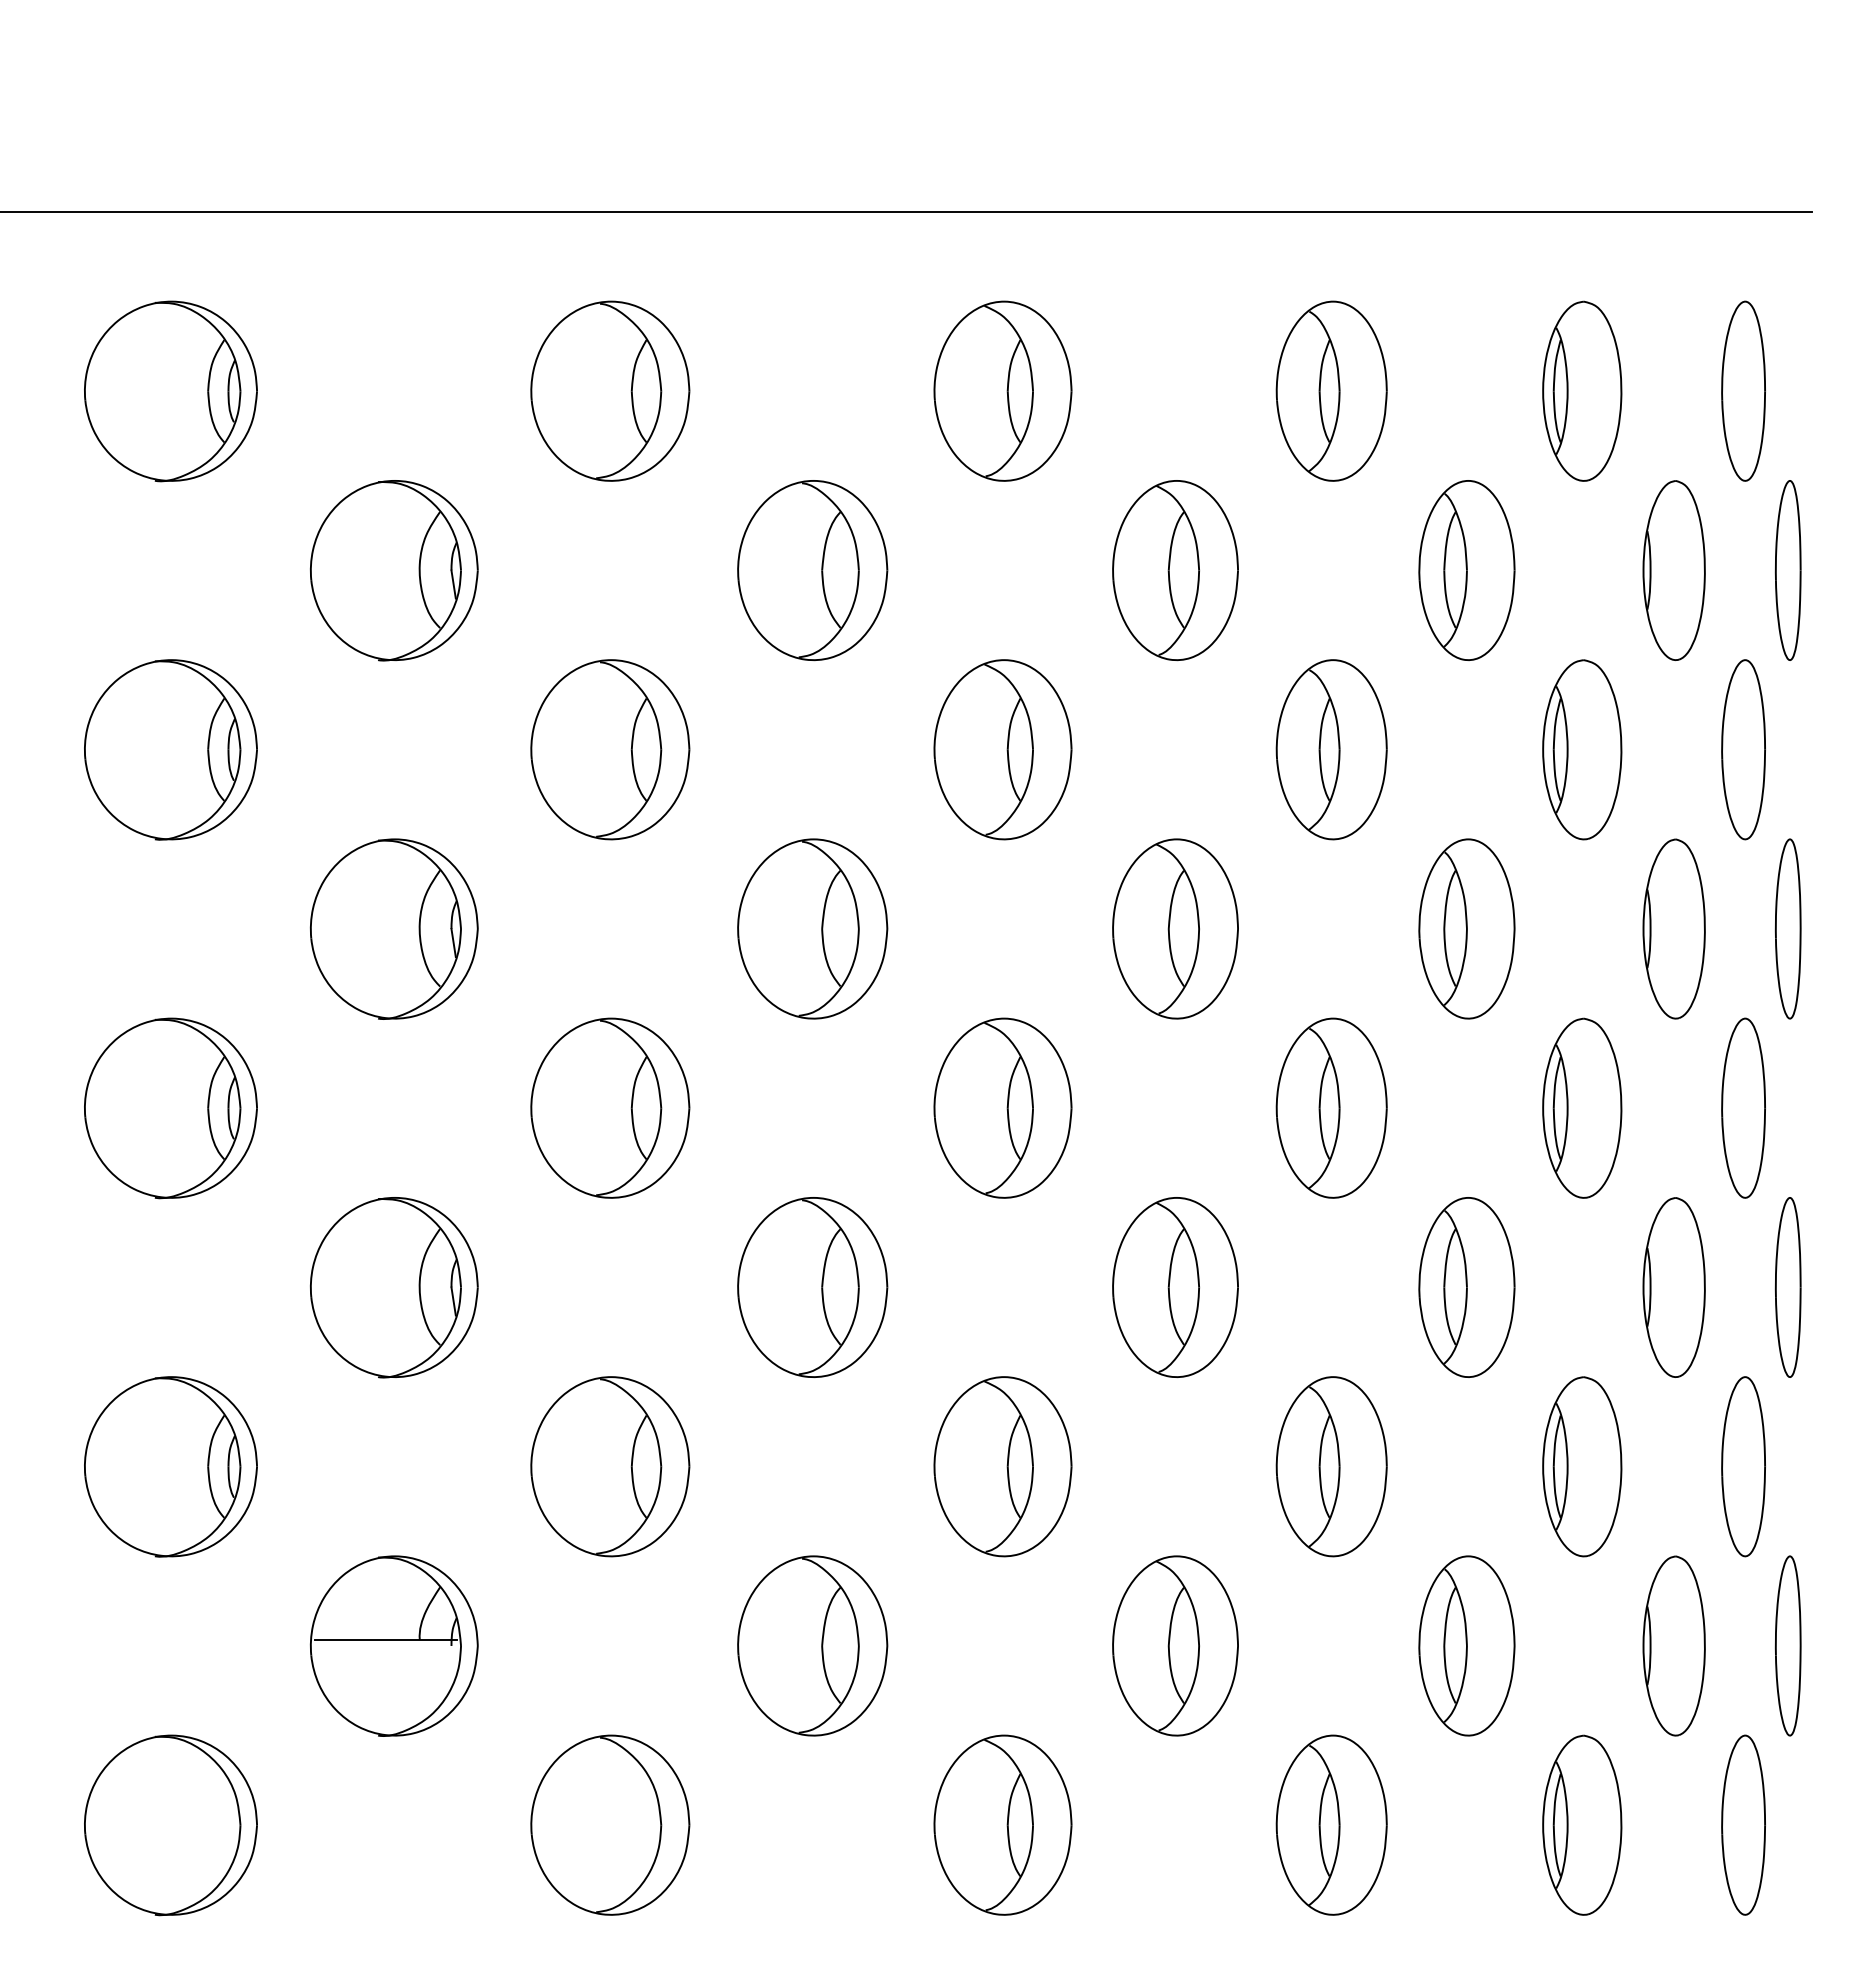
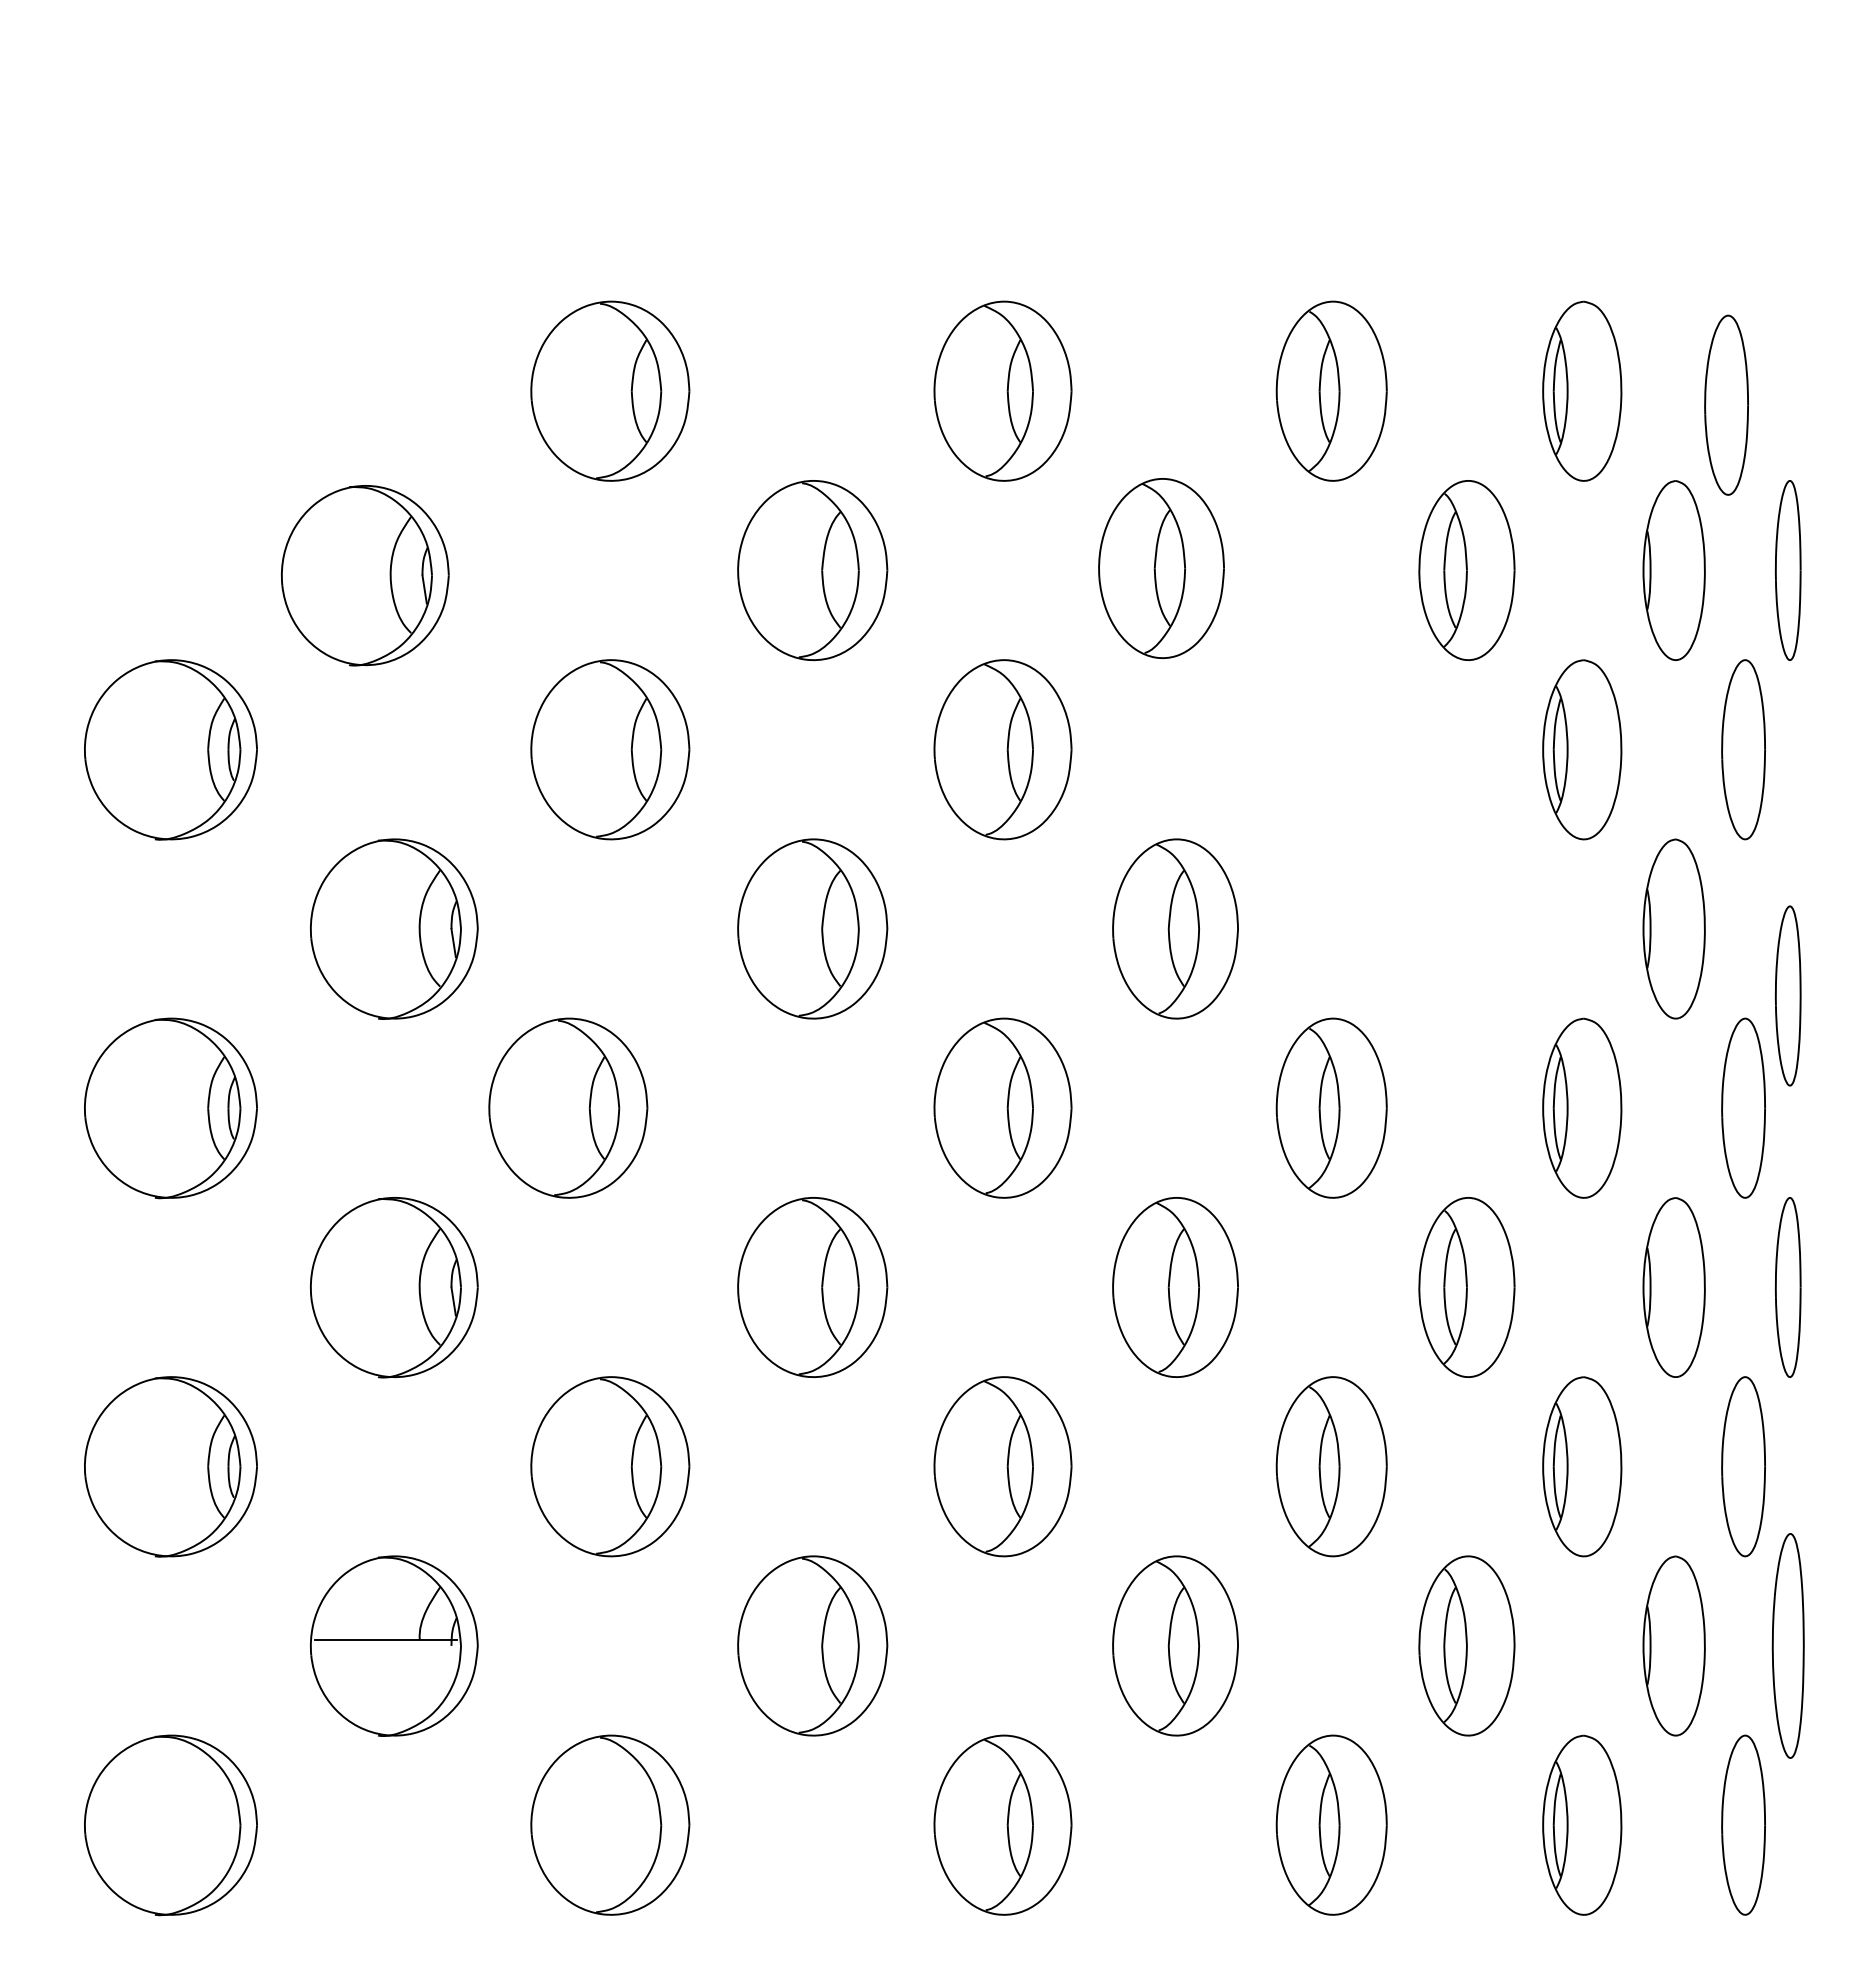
line: present -> none (906, 212)
part position: (1743, 390) -> (1726, 404) (1726, 404)
part: present -> none (170, 391)
part position: (394, 570) -> (365, 575) (365, 575)
part position: (1175, 570) -> (1161, 568) (1161, 568)
part: present -> none (1331, 749)
part: present -> none (1466, 928)
part position: (1787, 928) -> (1787, 995) (1787, 995)
part position: (610, 1107) -> (568, 1107) (568, 1107)
part size: 28x182 px -> 34x226 px (1787, 1645)
